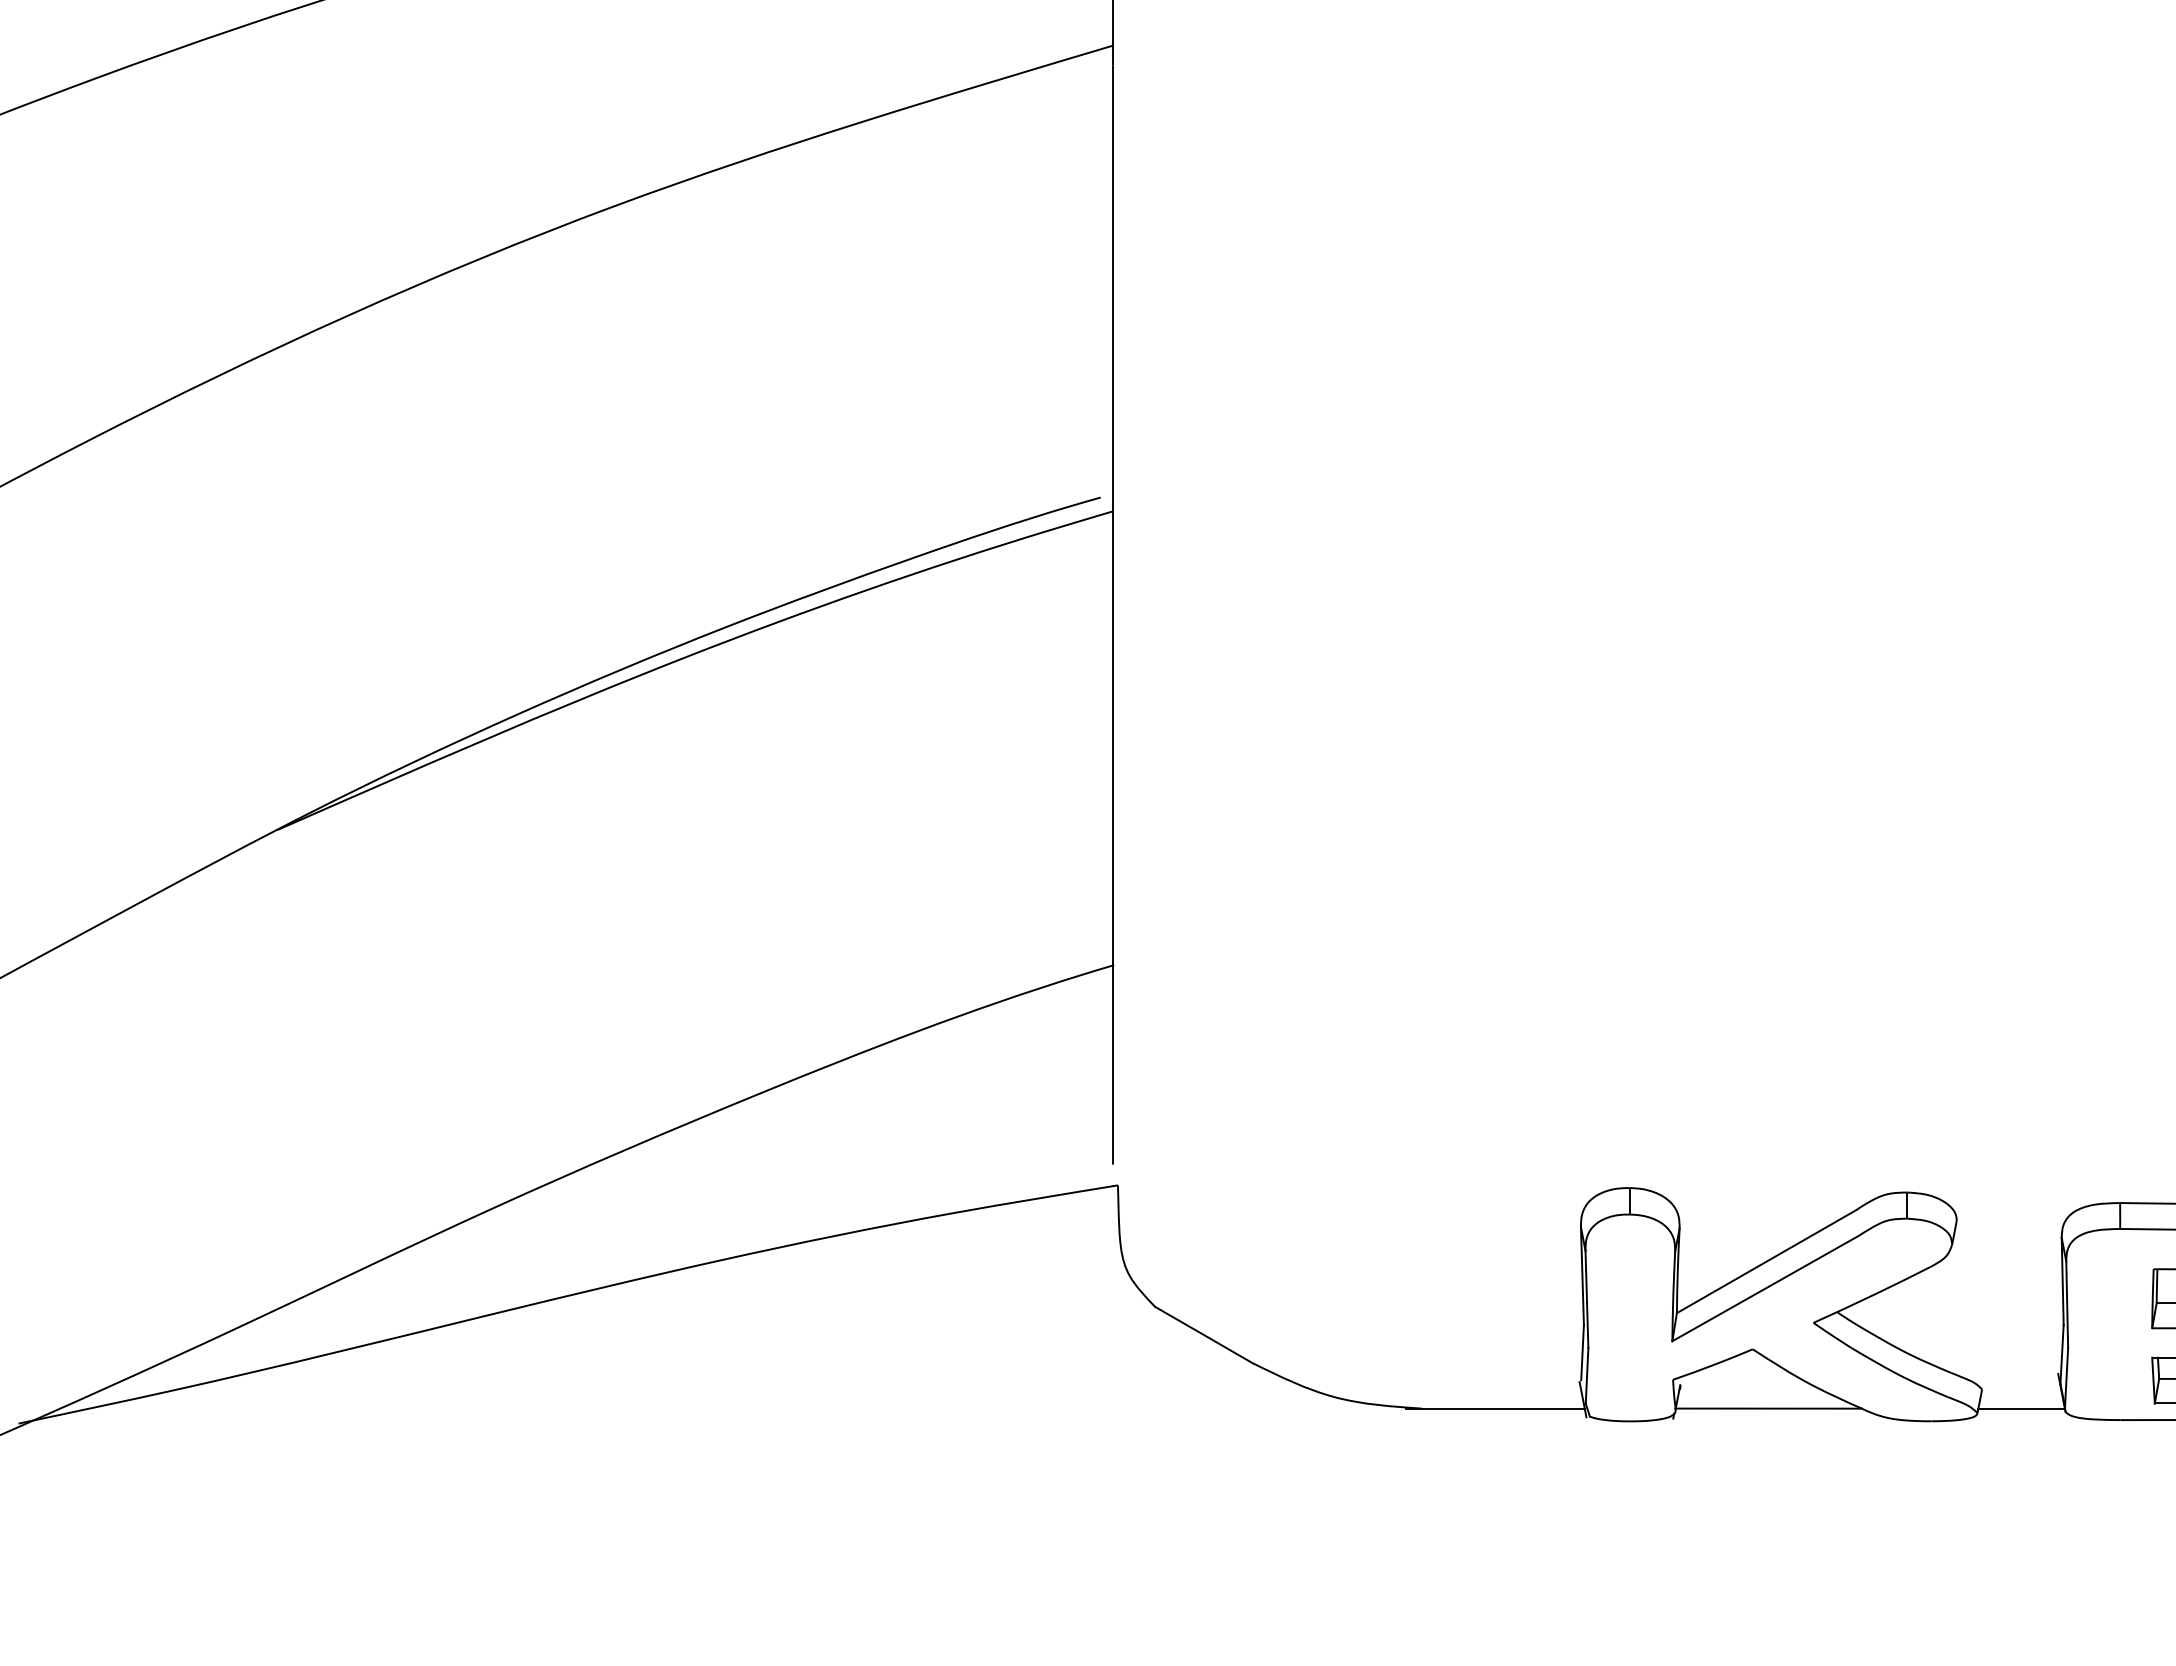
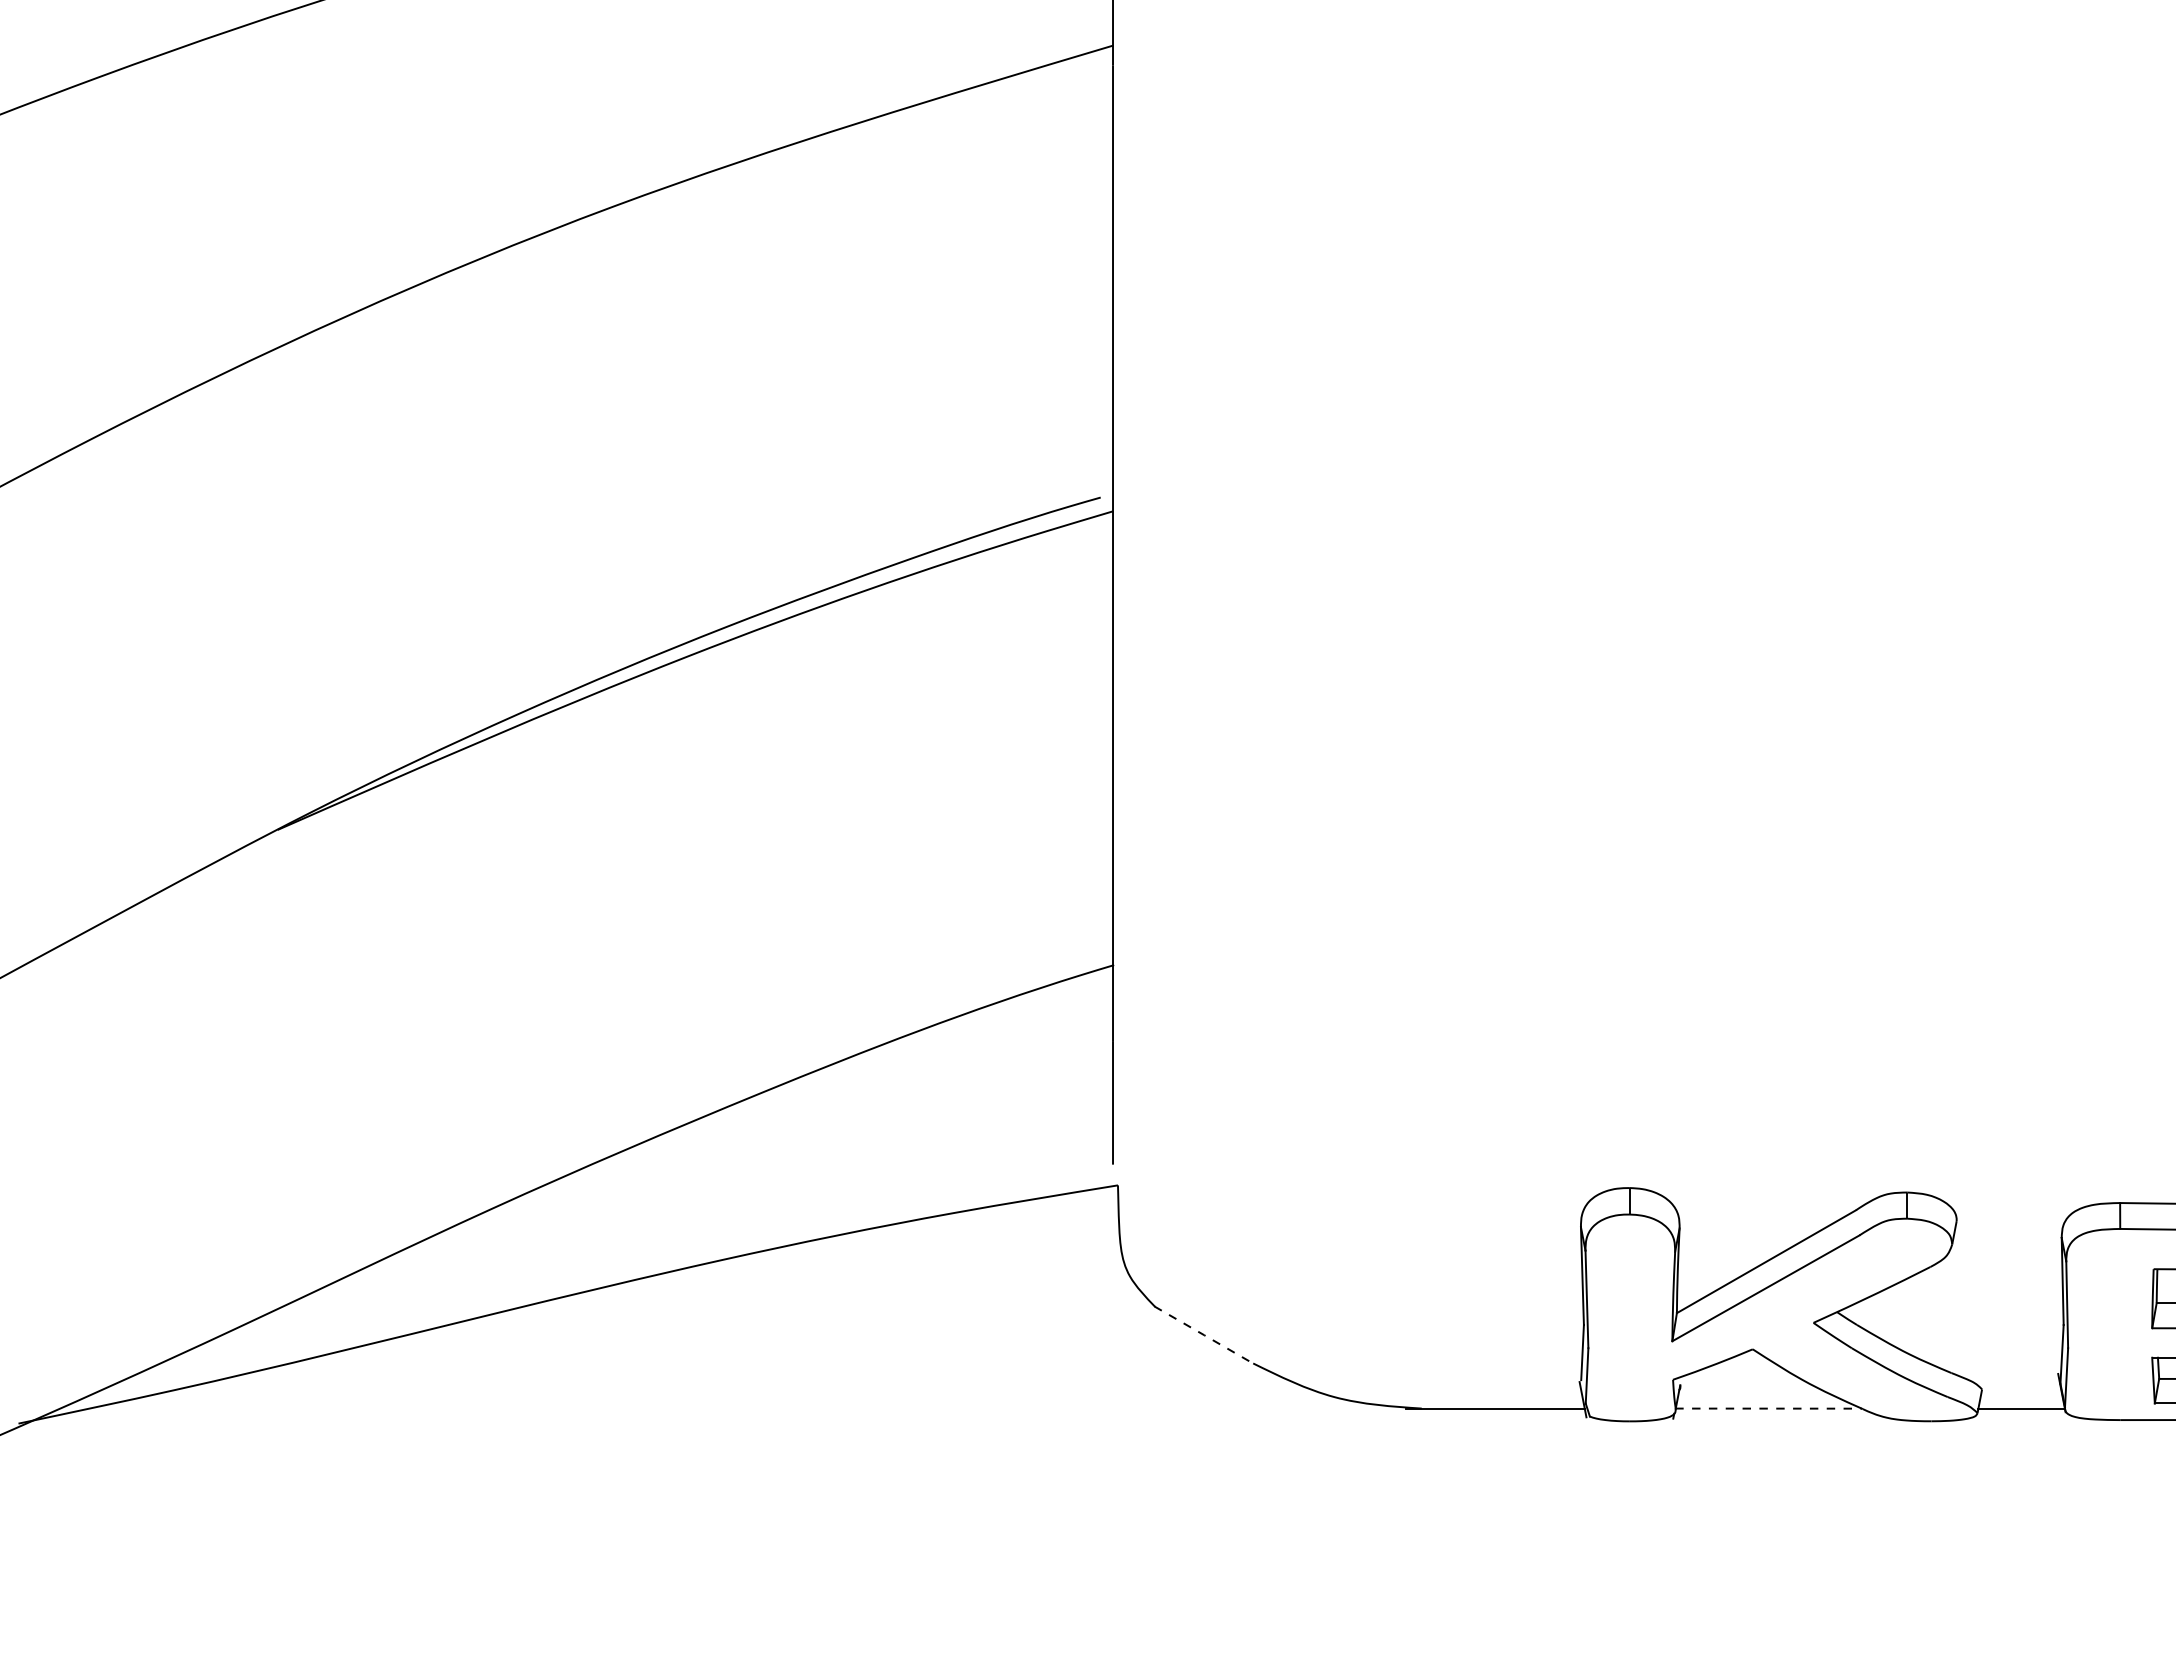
line: solid -> dashed (1204, 1335)
line: solid -> dashed (1769, 1408)
